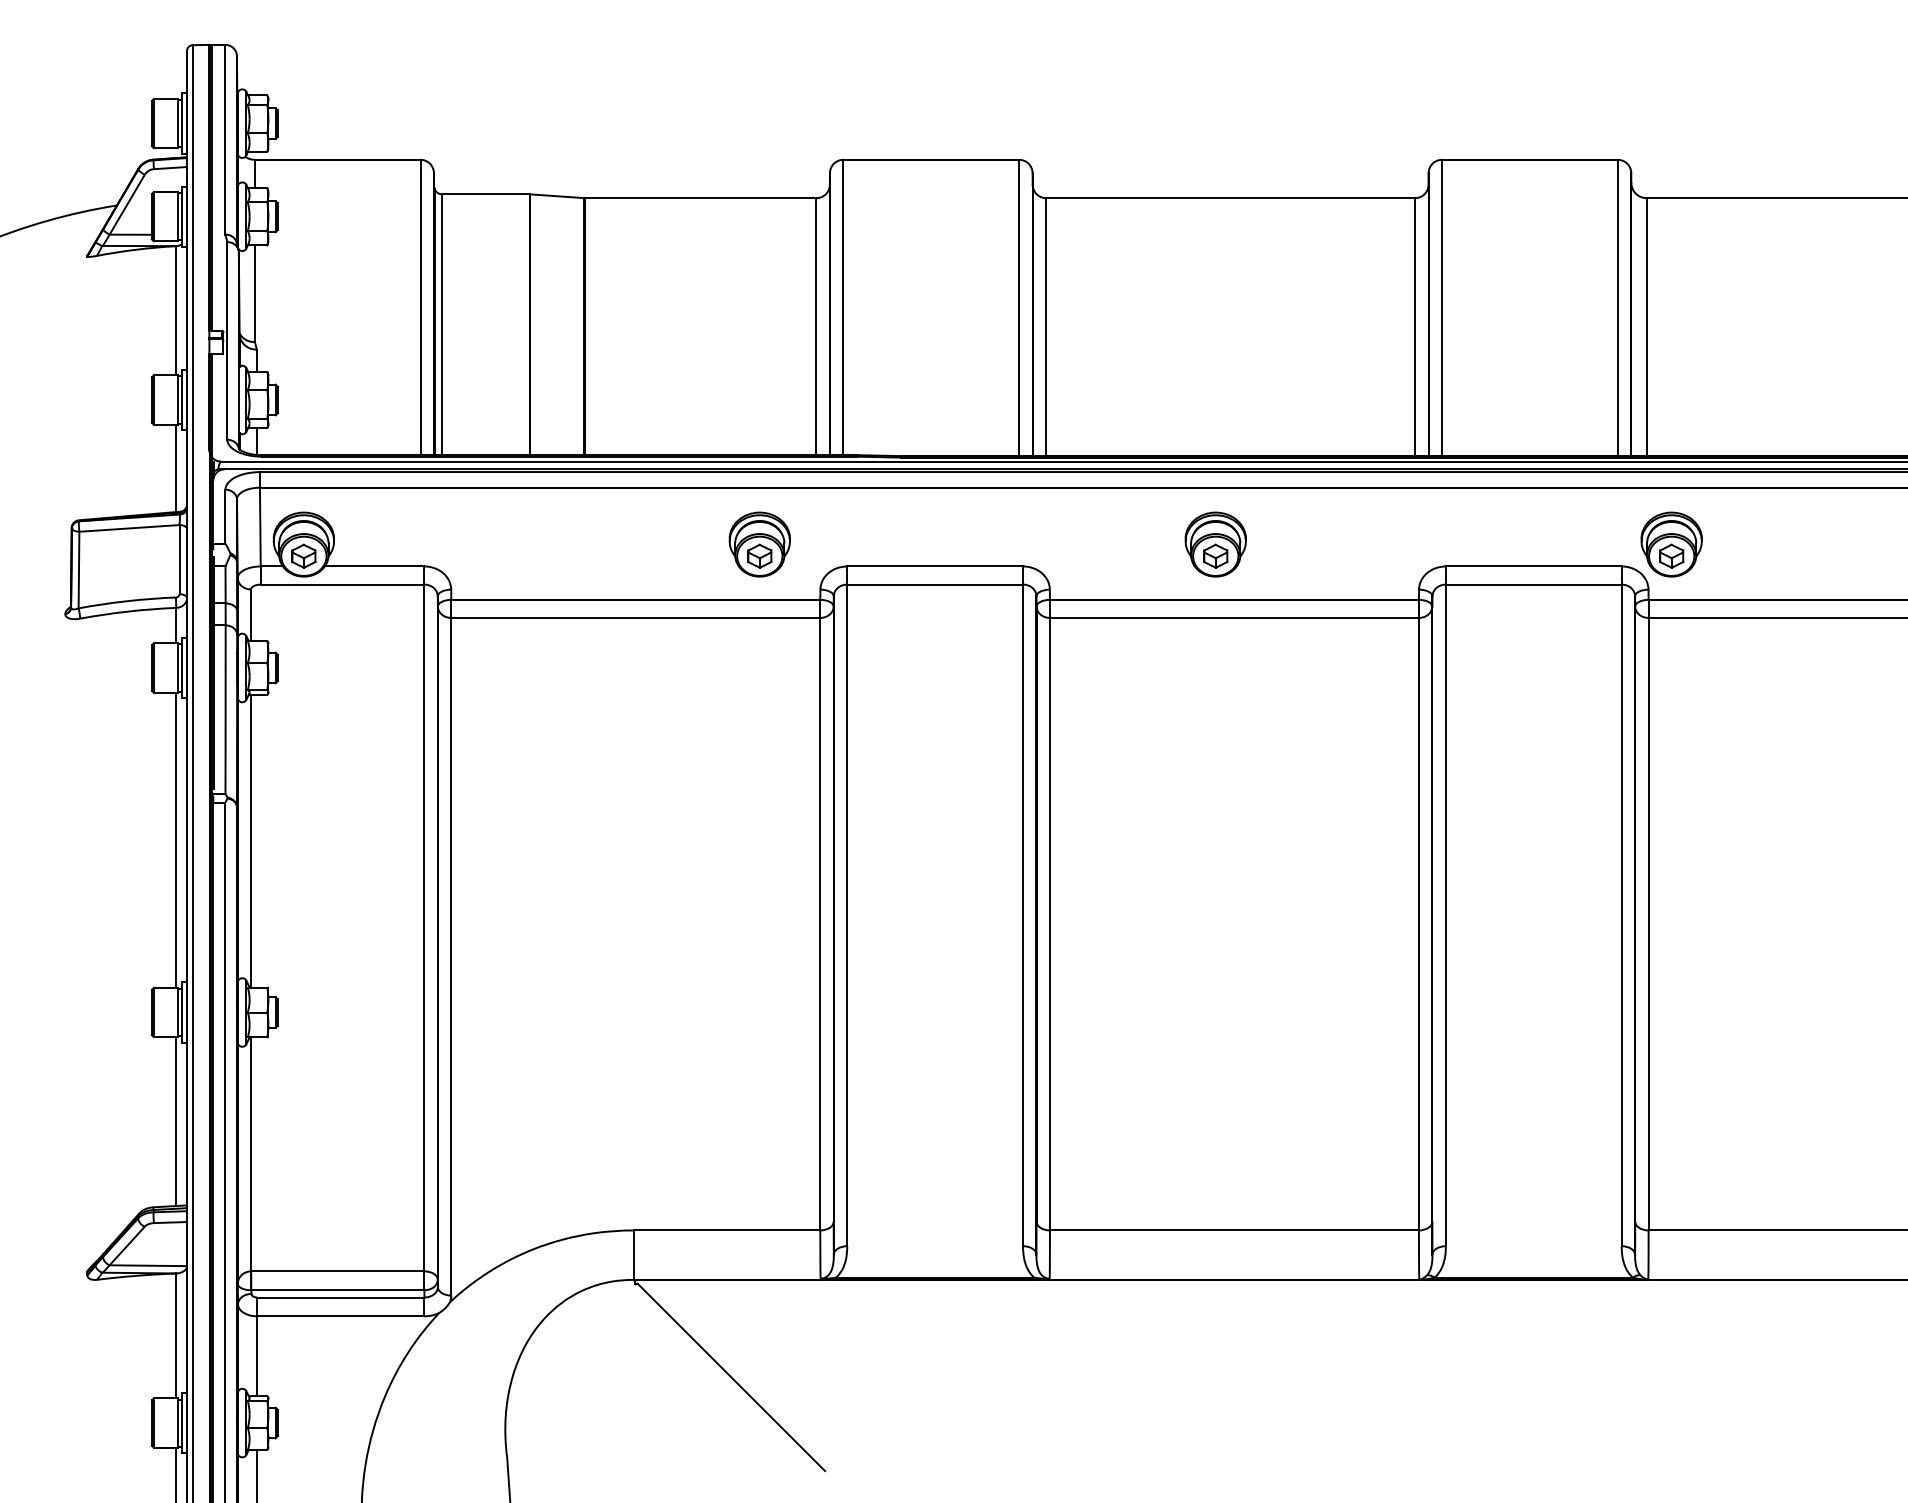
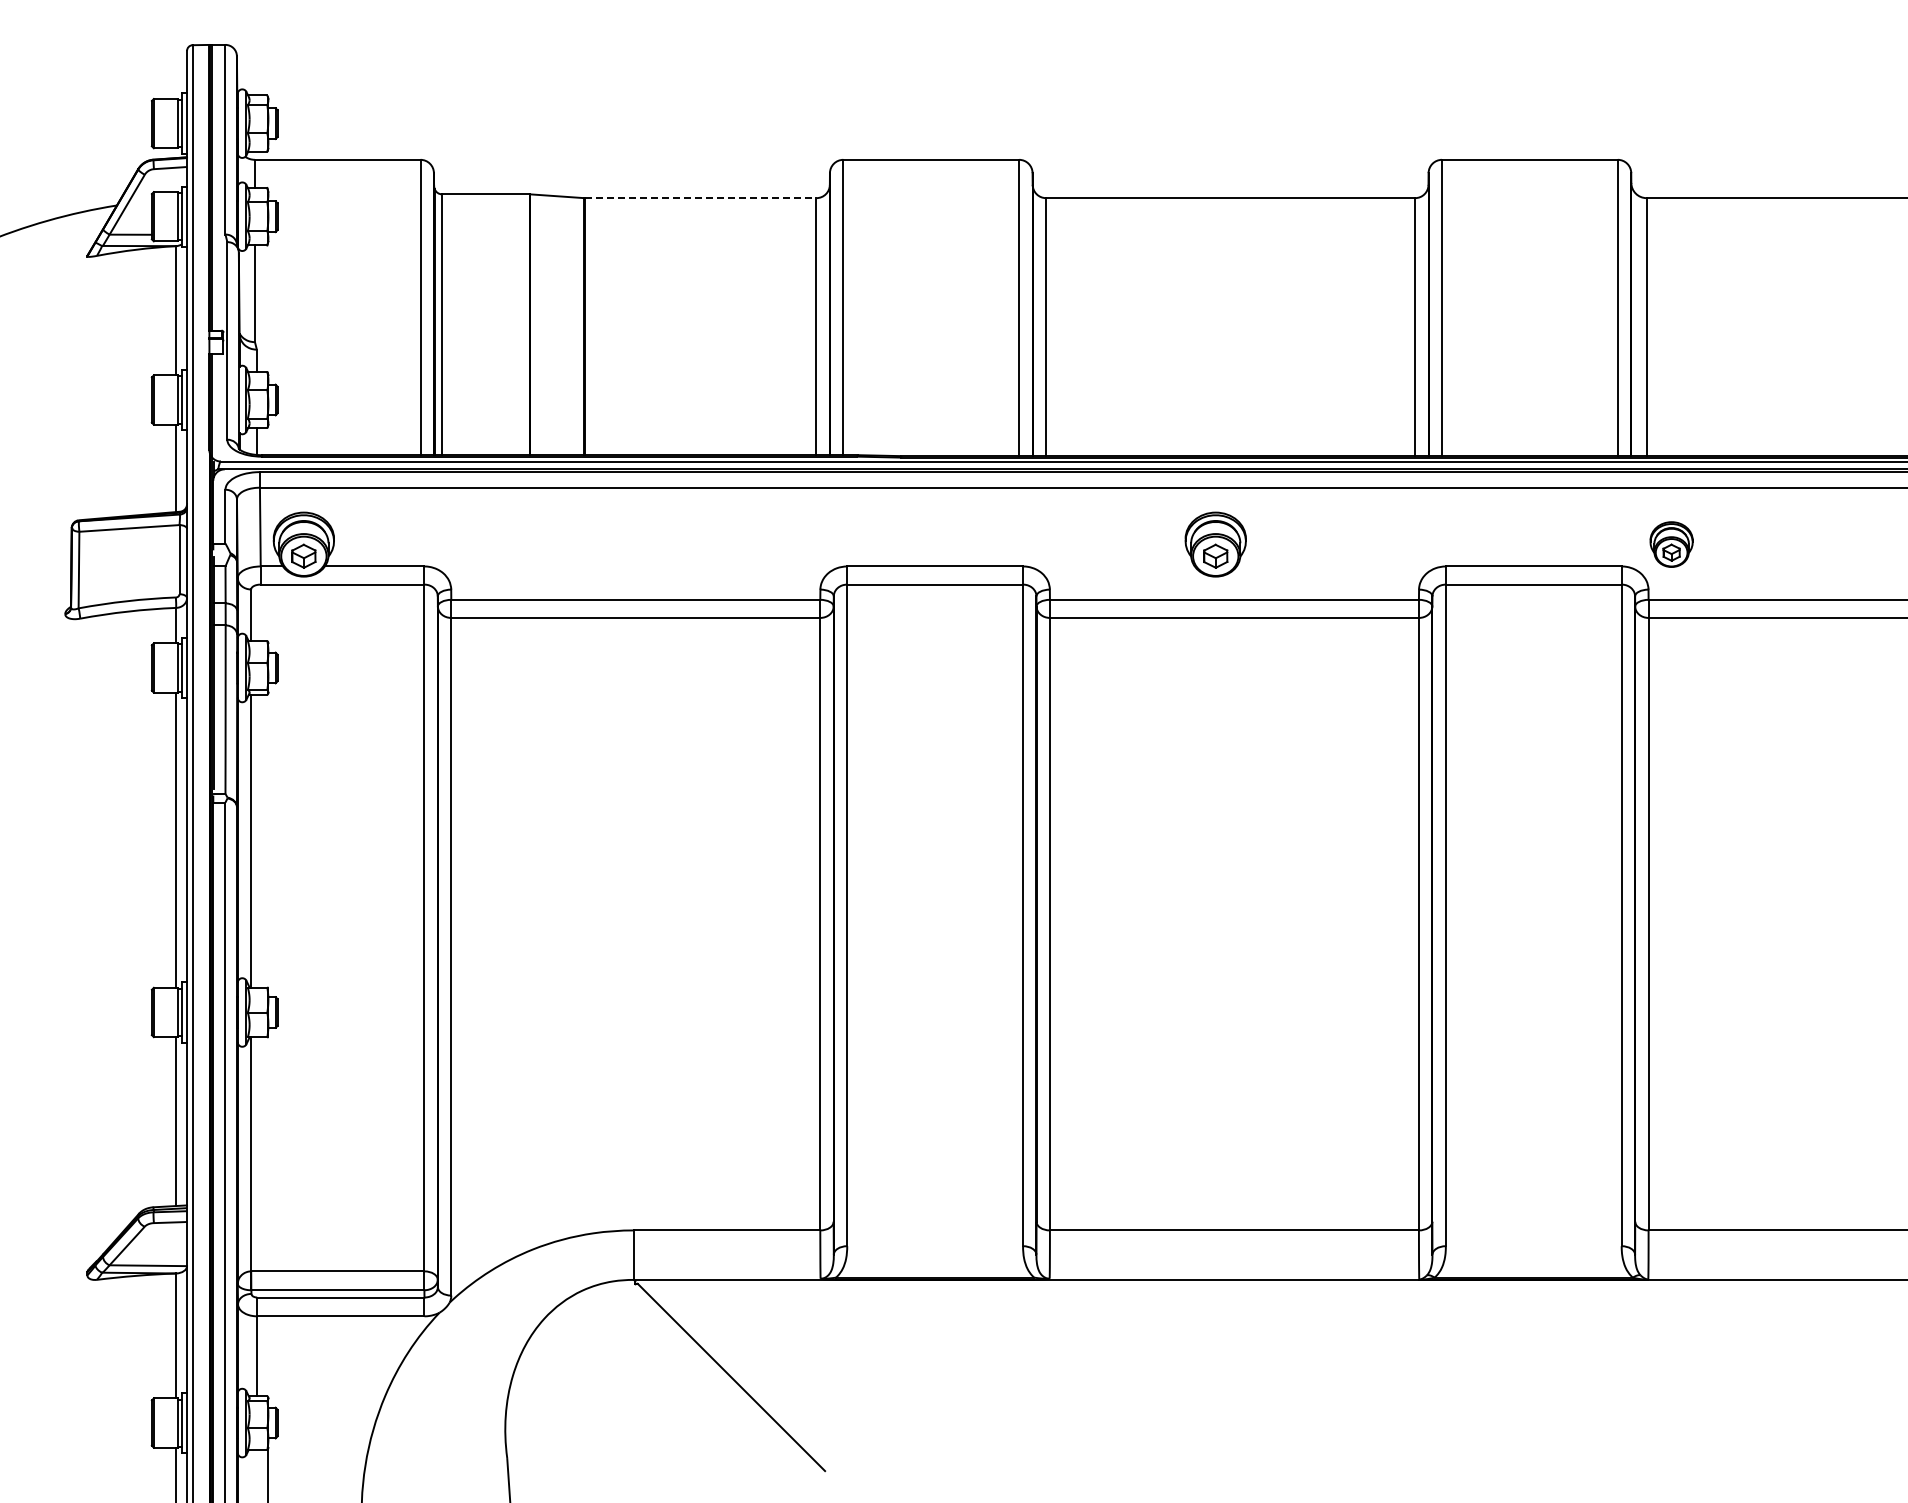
line: solid -> dashed (700, 198)
part: present -> none (759, 544)
part size: 63x67 px -> 45x47 px (1671, 544)
line position: (257, 1474) -> (268, 1474) (268, 1474)
